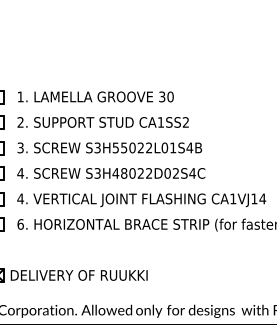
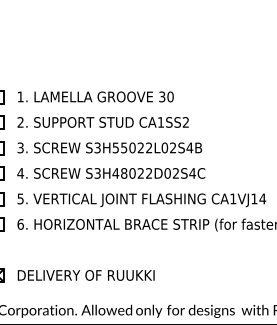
text: S3H55022L01S4B -> S3H55022L02S4B (173, 147)
text: 4. -> 5. (20, 198)
text position: (78, 275) -> (85, 275) (85, 275)
